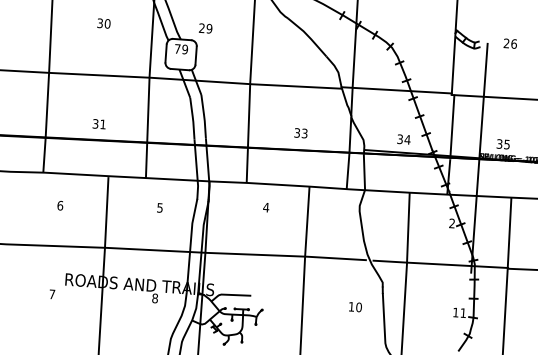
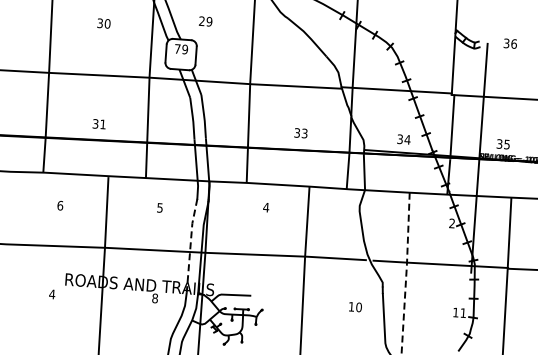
text position: (205, 28) -> (205, 21) (205, 21)
text: 26 -> 36 (506, 43)
line: solid -> dashed (190, 245)
line: solid -> dashed (406, 273)
text: 7 -> 4 (52, 294)
